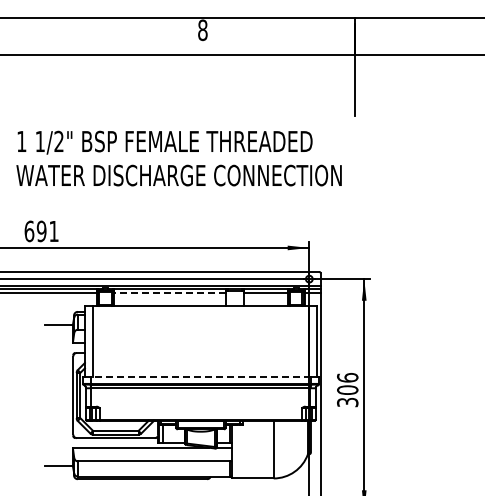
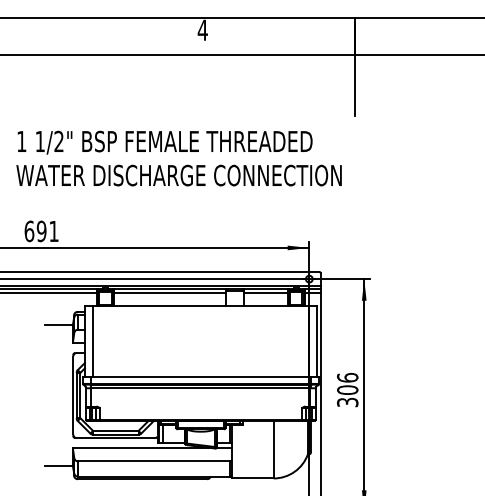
text: 8 -> 4 (202, 30)
line: dashed -> solid (170, 293)
line: dashed -> solid (200, 376)
